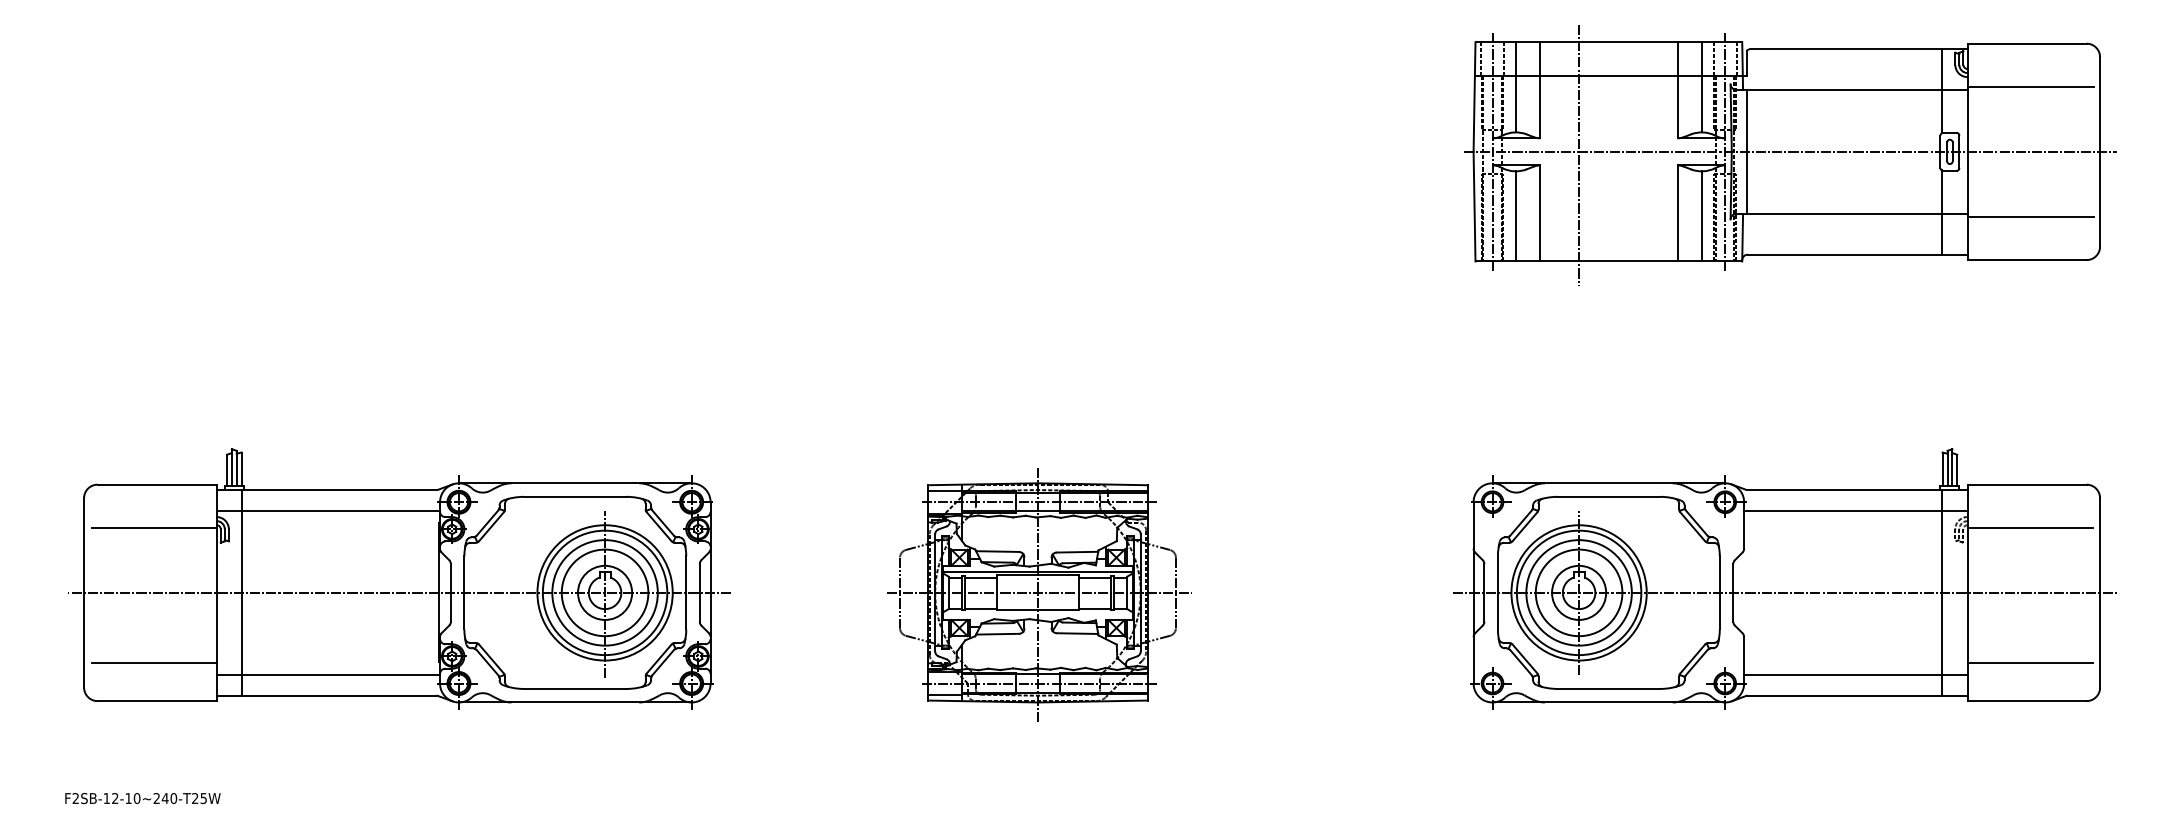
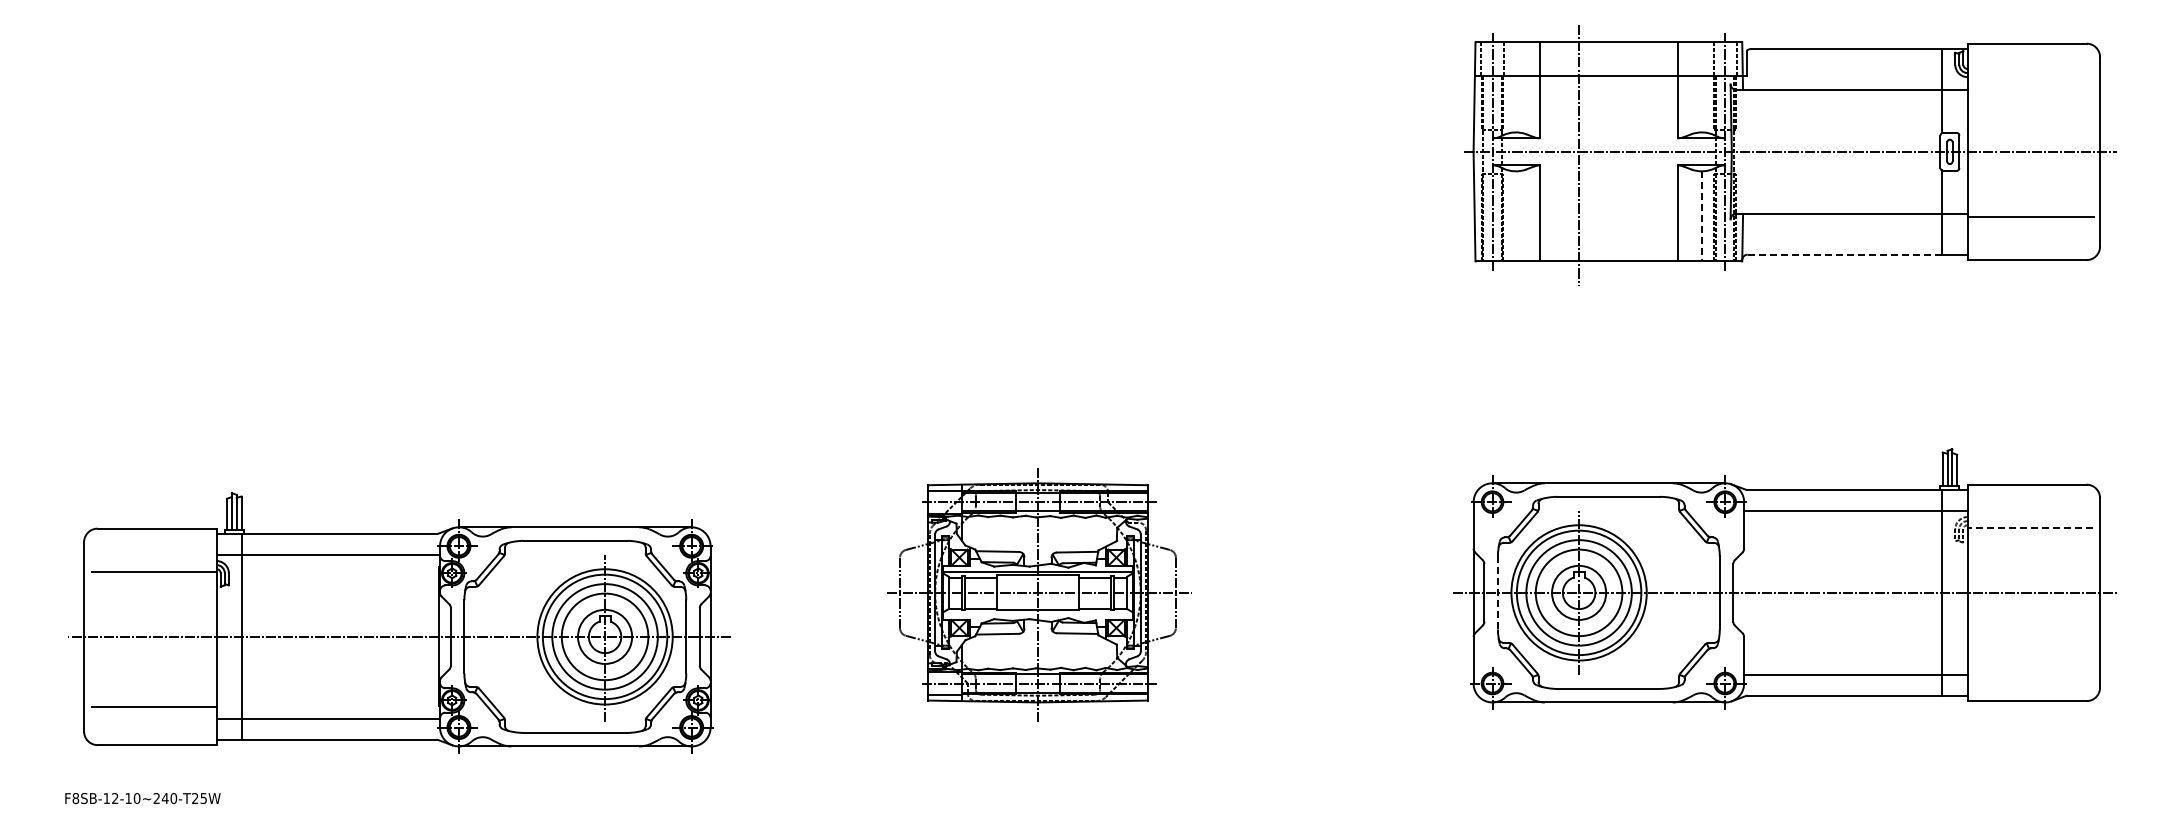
line: present -> none (2030, 86)
line: present -> none (1515, 87)
line: present -> none (1701, 87)
line: present -> none (1746, 151)
line: present -> none (1515, 216)
line: solid -> dashed (1701, 216)
line: solid -> dashed (1845, 254)
line: solid -> dashed (2030, 527)
part position: (399, 578) -> (399, 622) (399, 622)
line: solid -> dashed (1497, 592)
line: present -> none (2029, 663)
text: F2SB-12-10~240-T25W -> F8SB-12-10~240-T25W (75, 798)
